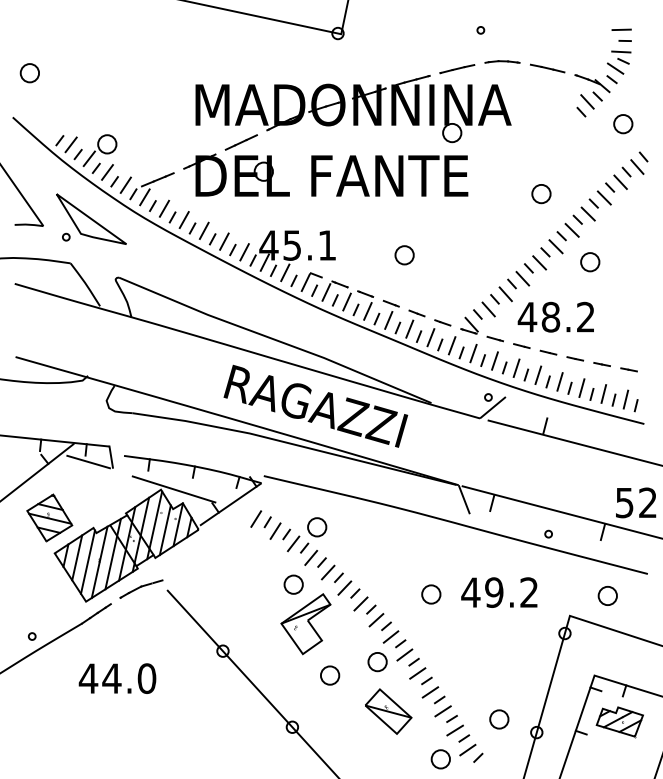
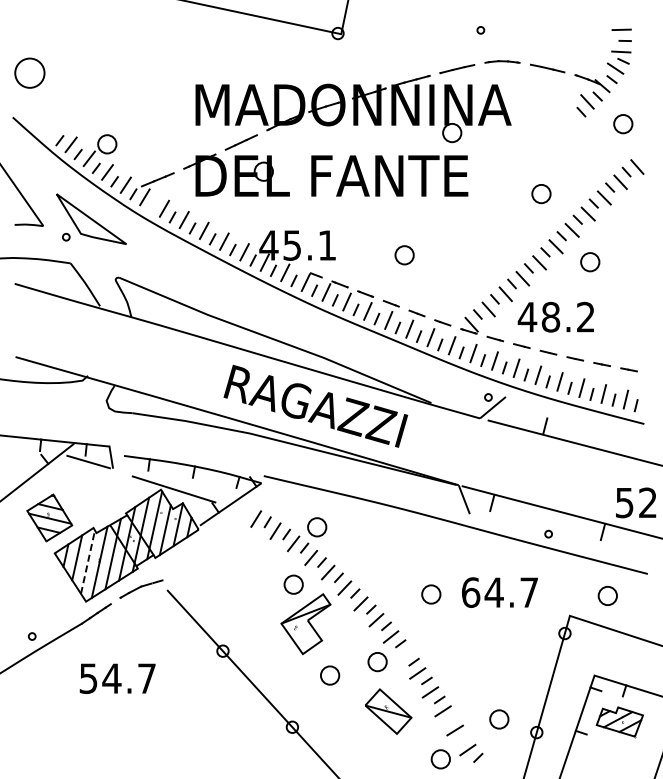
circle diameter: 18 px -> 29 px (29, 72)
line: present -> none (643, 156)
line: present -> none (152, 205)
line: solid -> dashed (88, 561)
text: 49.2 -> 64.7 (499, 592)
line: present -> none (404, 654)
text: 44.0 -> 54.7 (117, 678)
line: present -> none (451, 718)
line: present -> none (464, 738)
